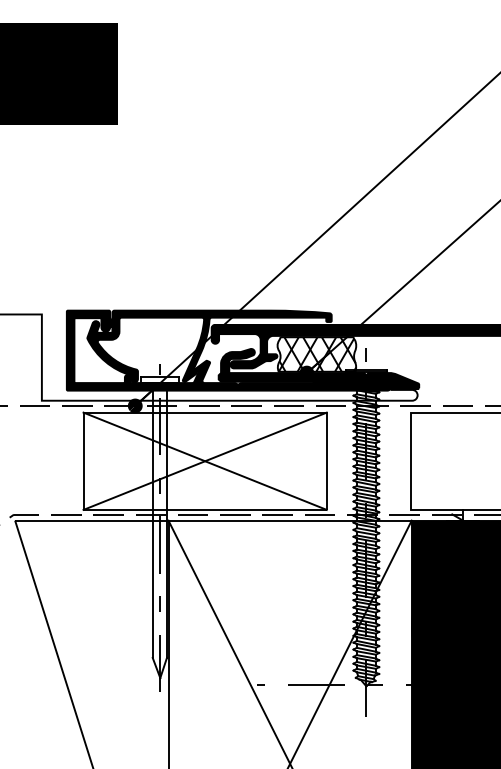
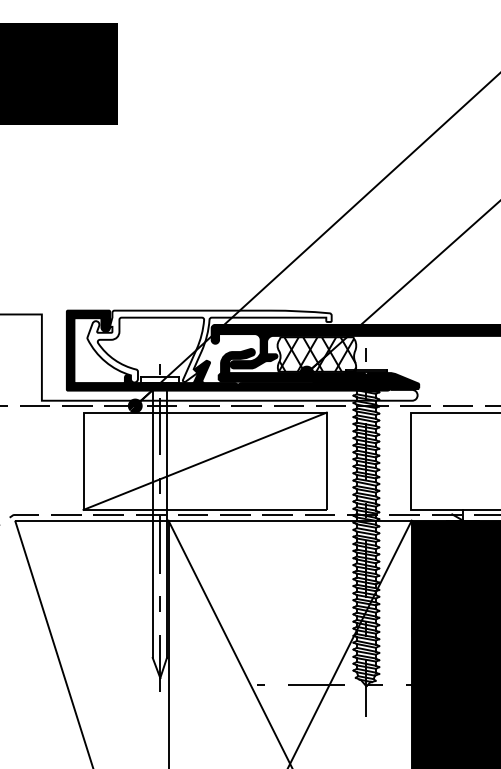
fill: present -> none (209, 346)
line: present -> none (204, 460)
